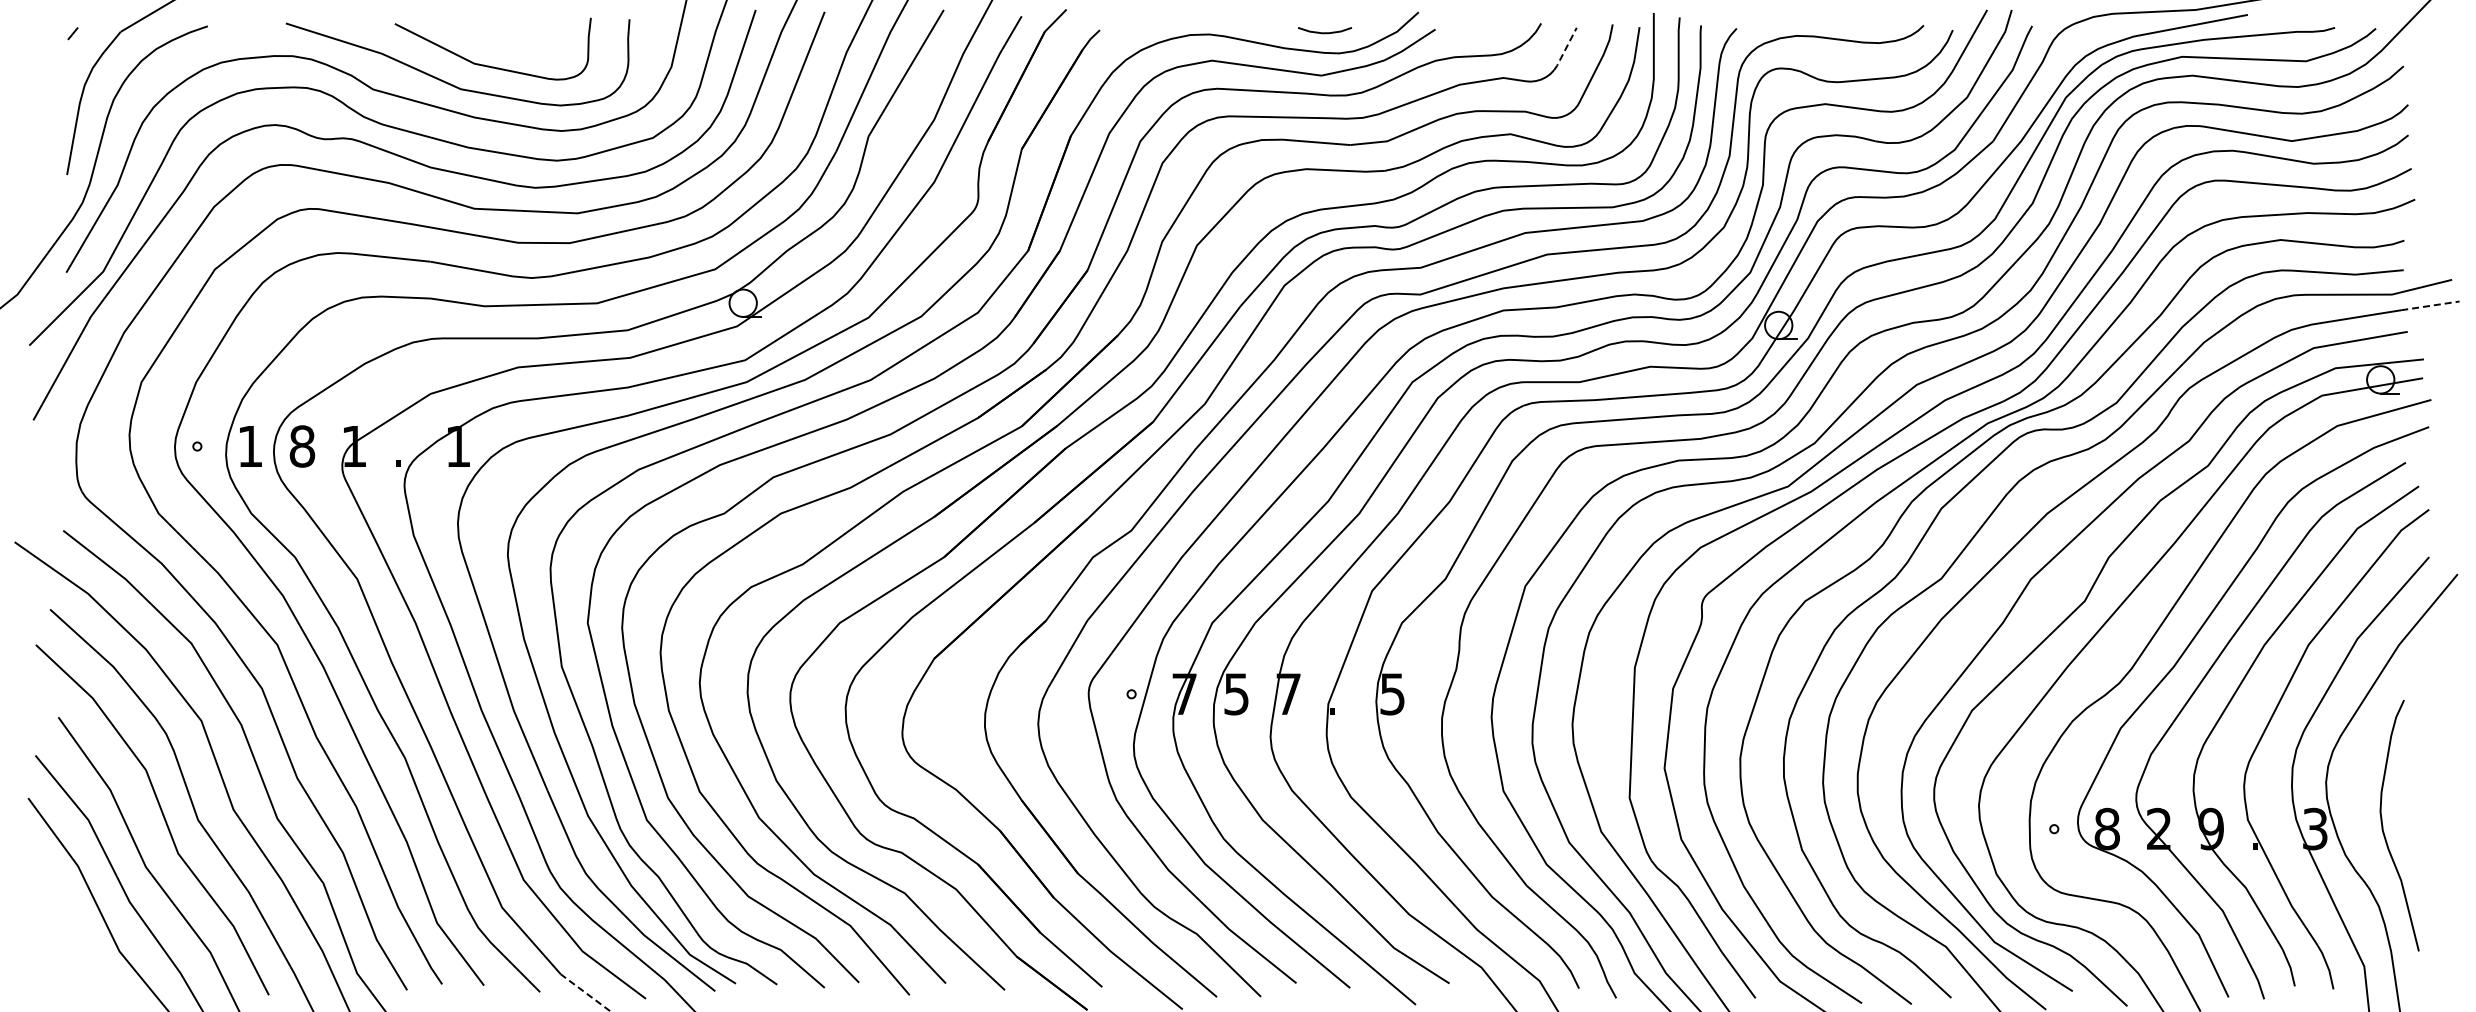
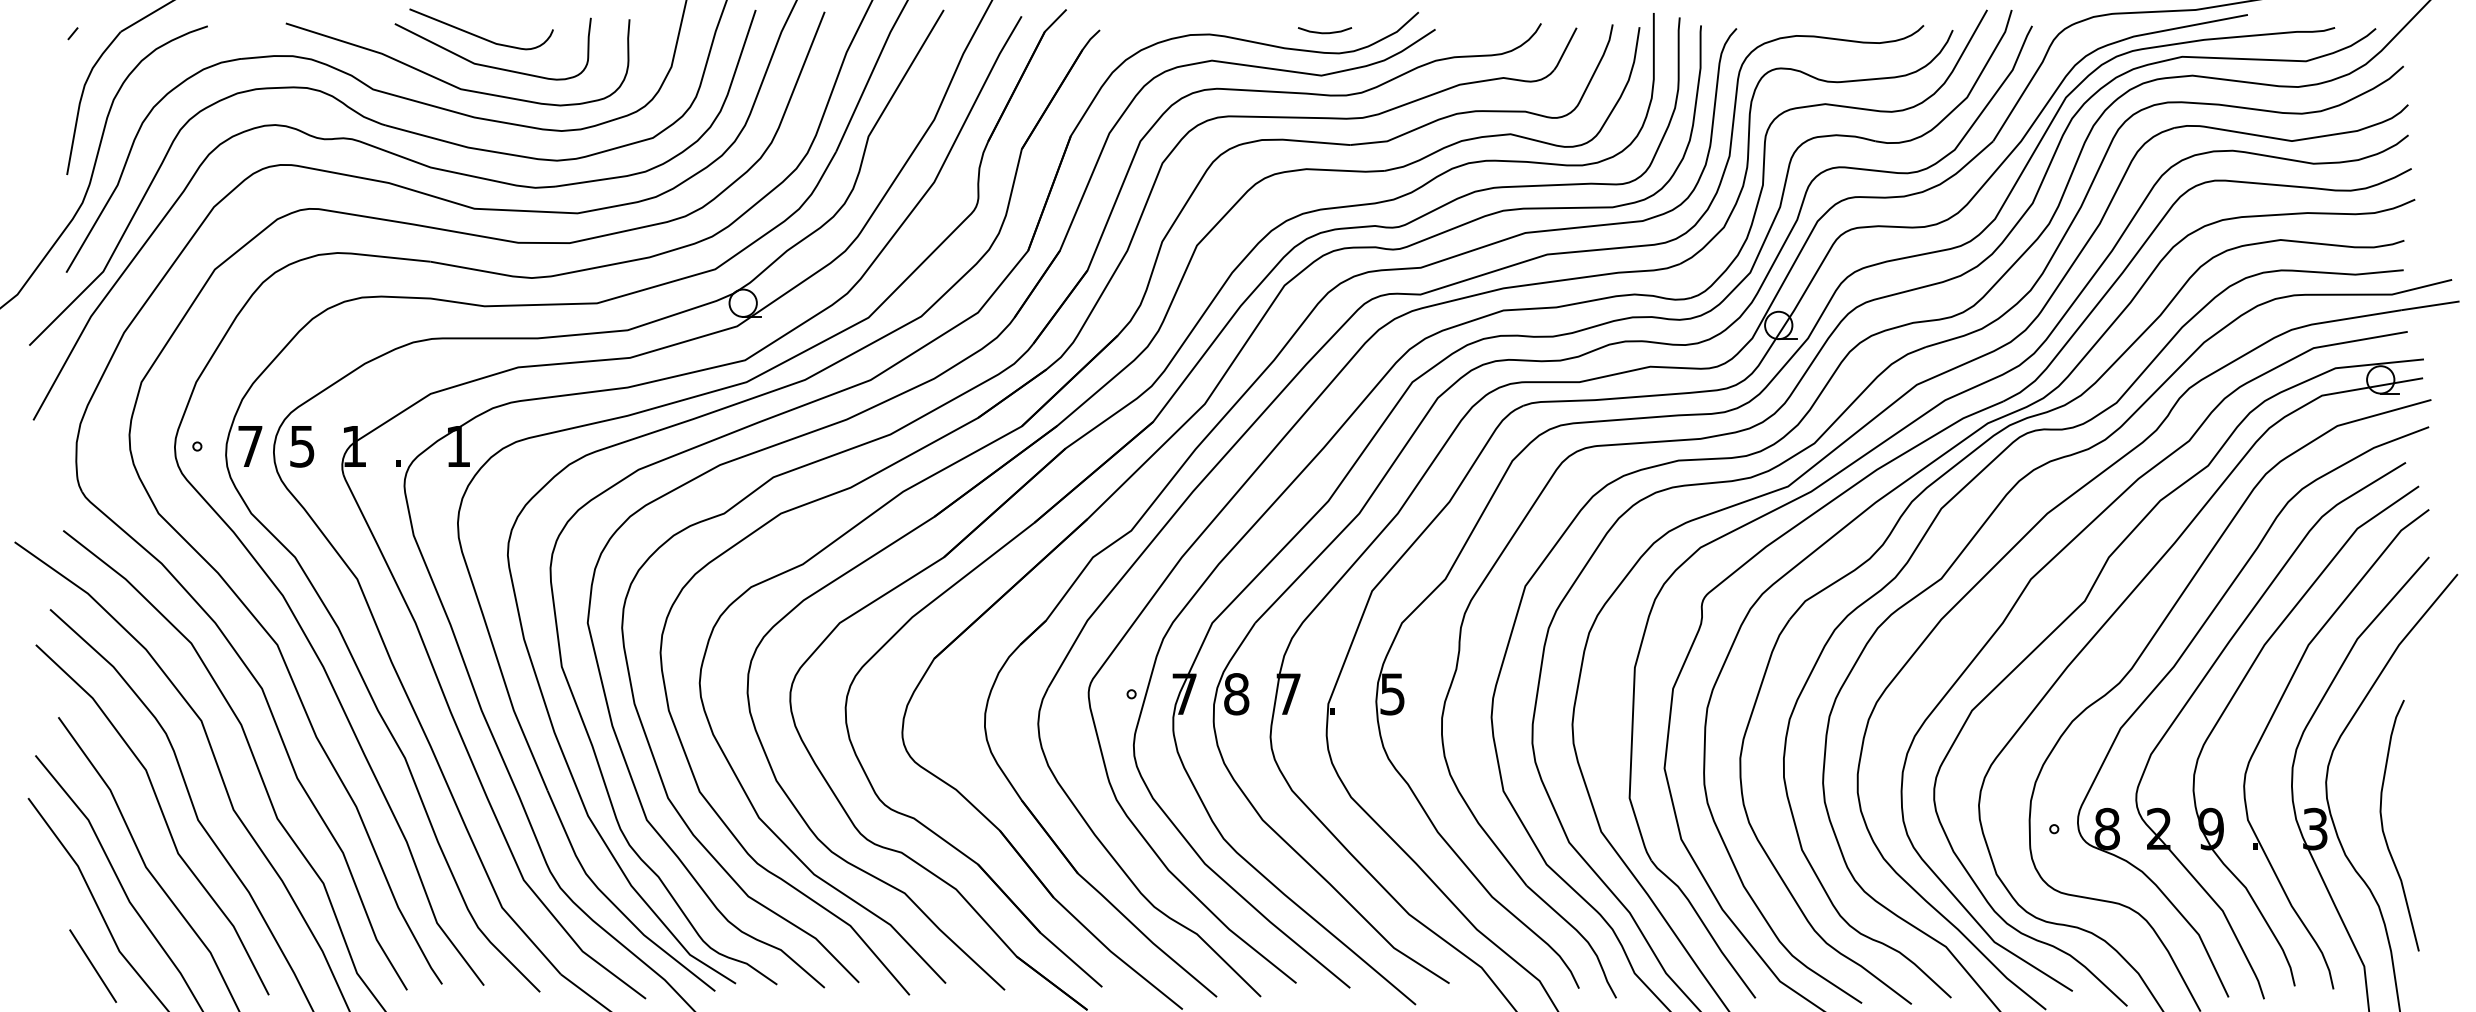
curve: none -> present (478, 35)
line: dashed -> solid (1565, 49)
line: dashed -> solid (2430, 305)
text: 1 -> 7 (250, 446)
text: 8 -> 5 (302, 446)
text: 5 -> 8 (1236, 694)
line: none -> present (93, 965)
line: dashed -> solid (585, 992)
